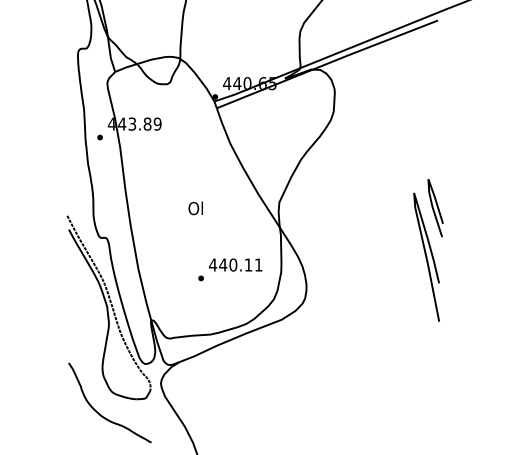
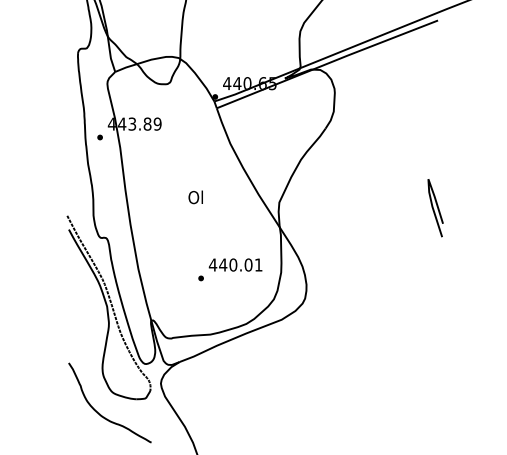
text position: (195, 208) -> (195, 197) (195, 197)
curve: present -> none (426, 256)
text: 440.11 -> 440.01 (248, 264)
